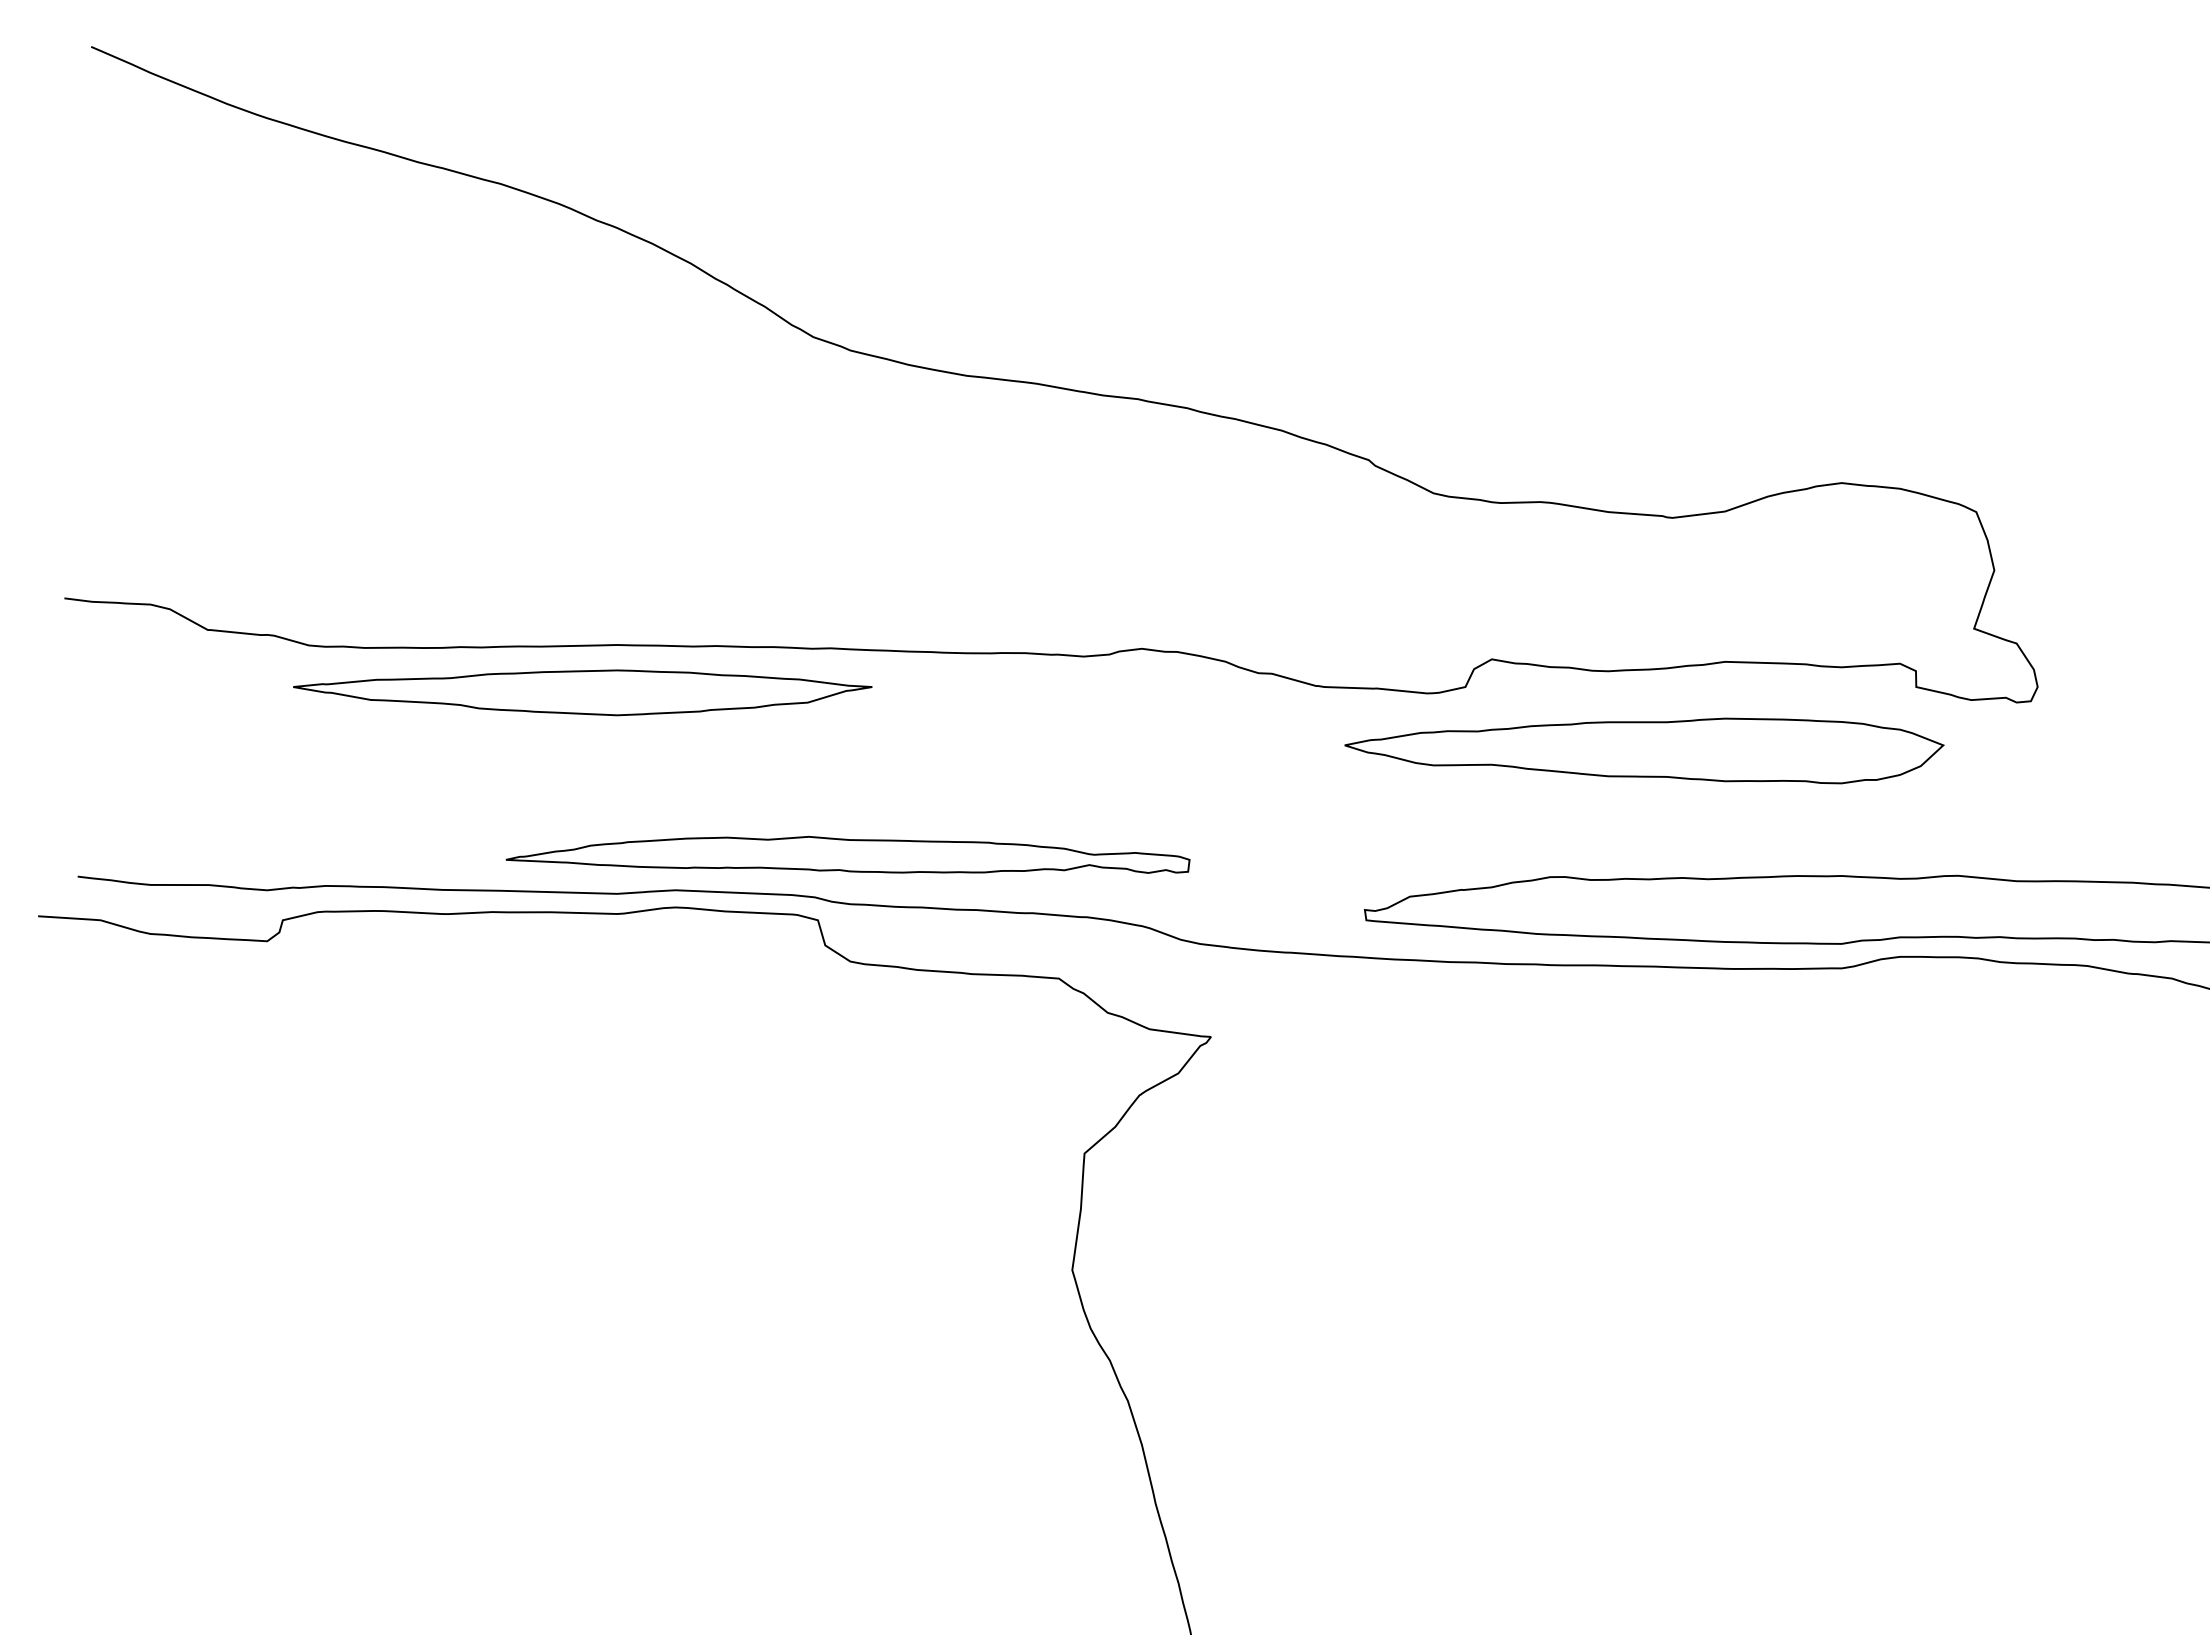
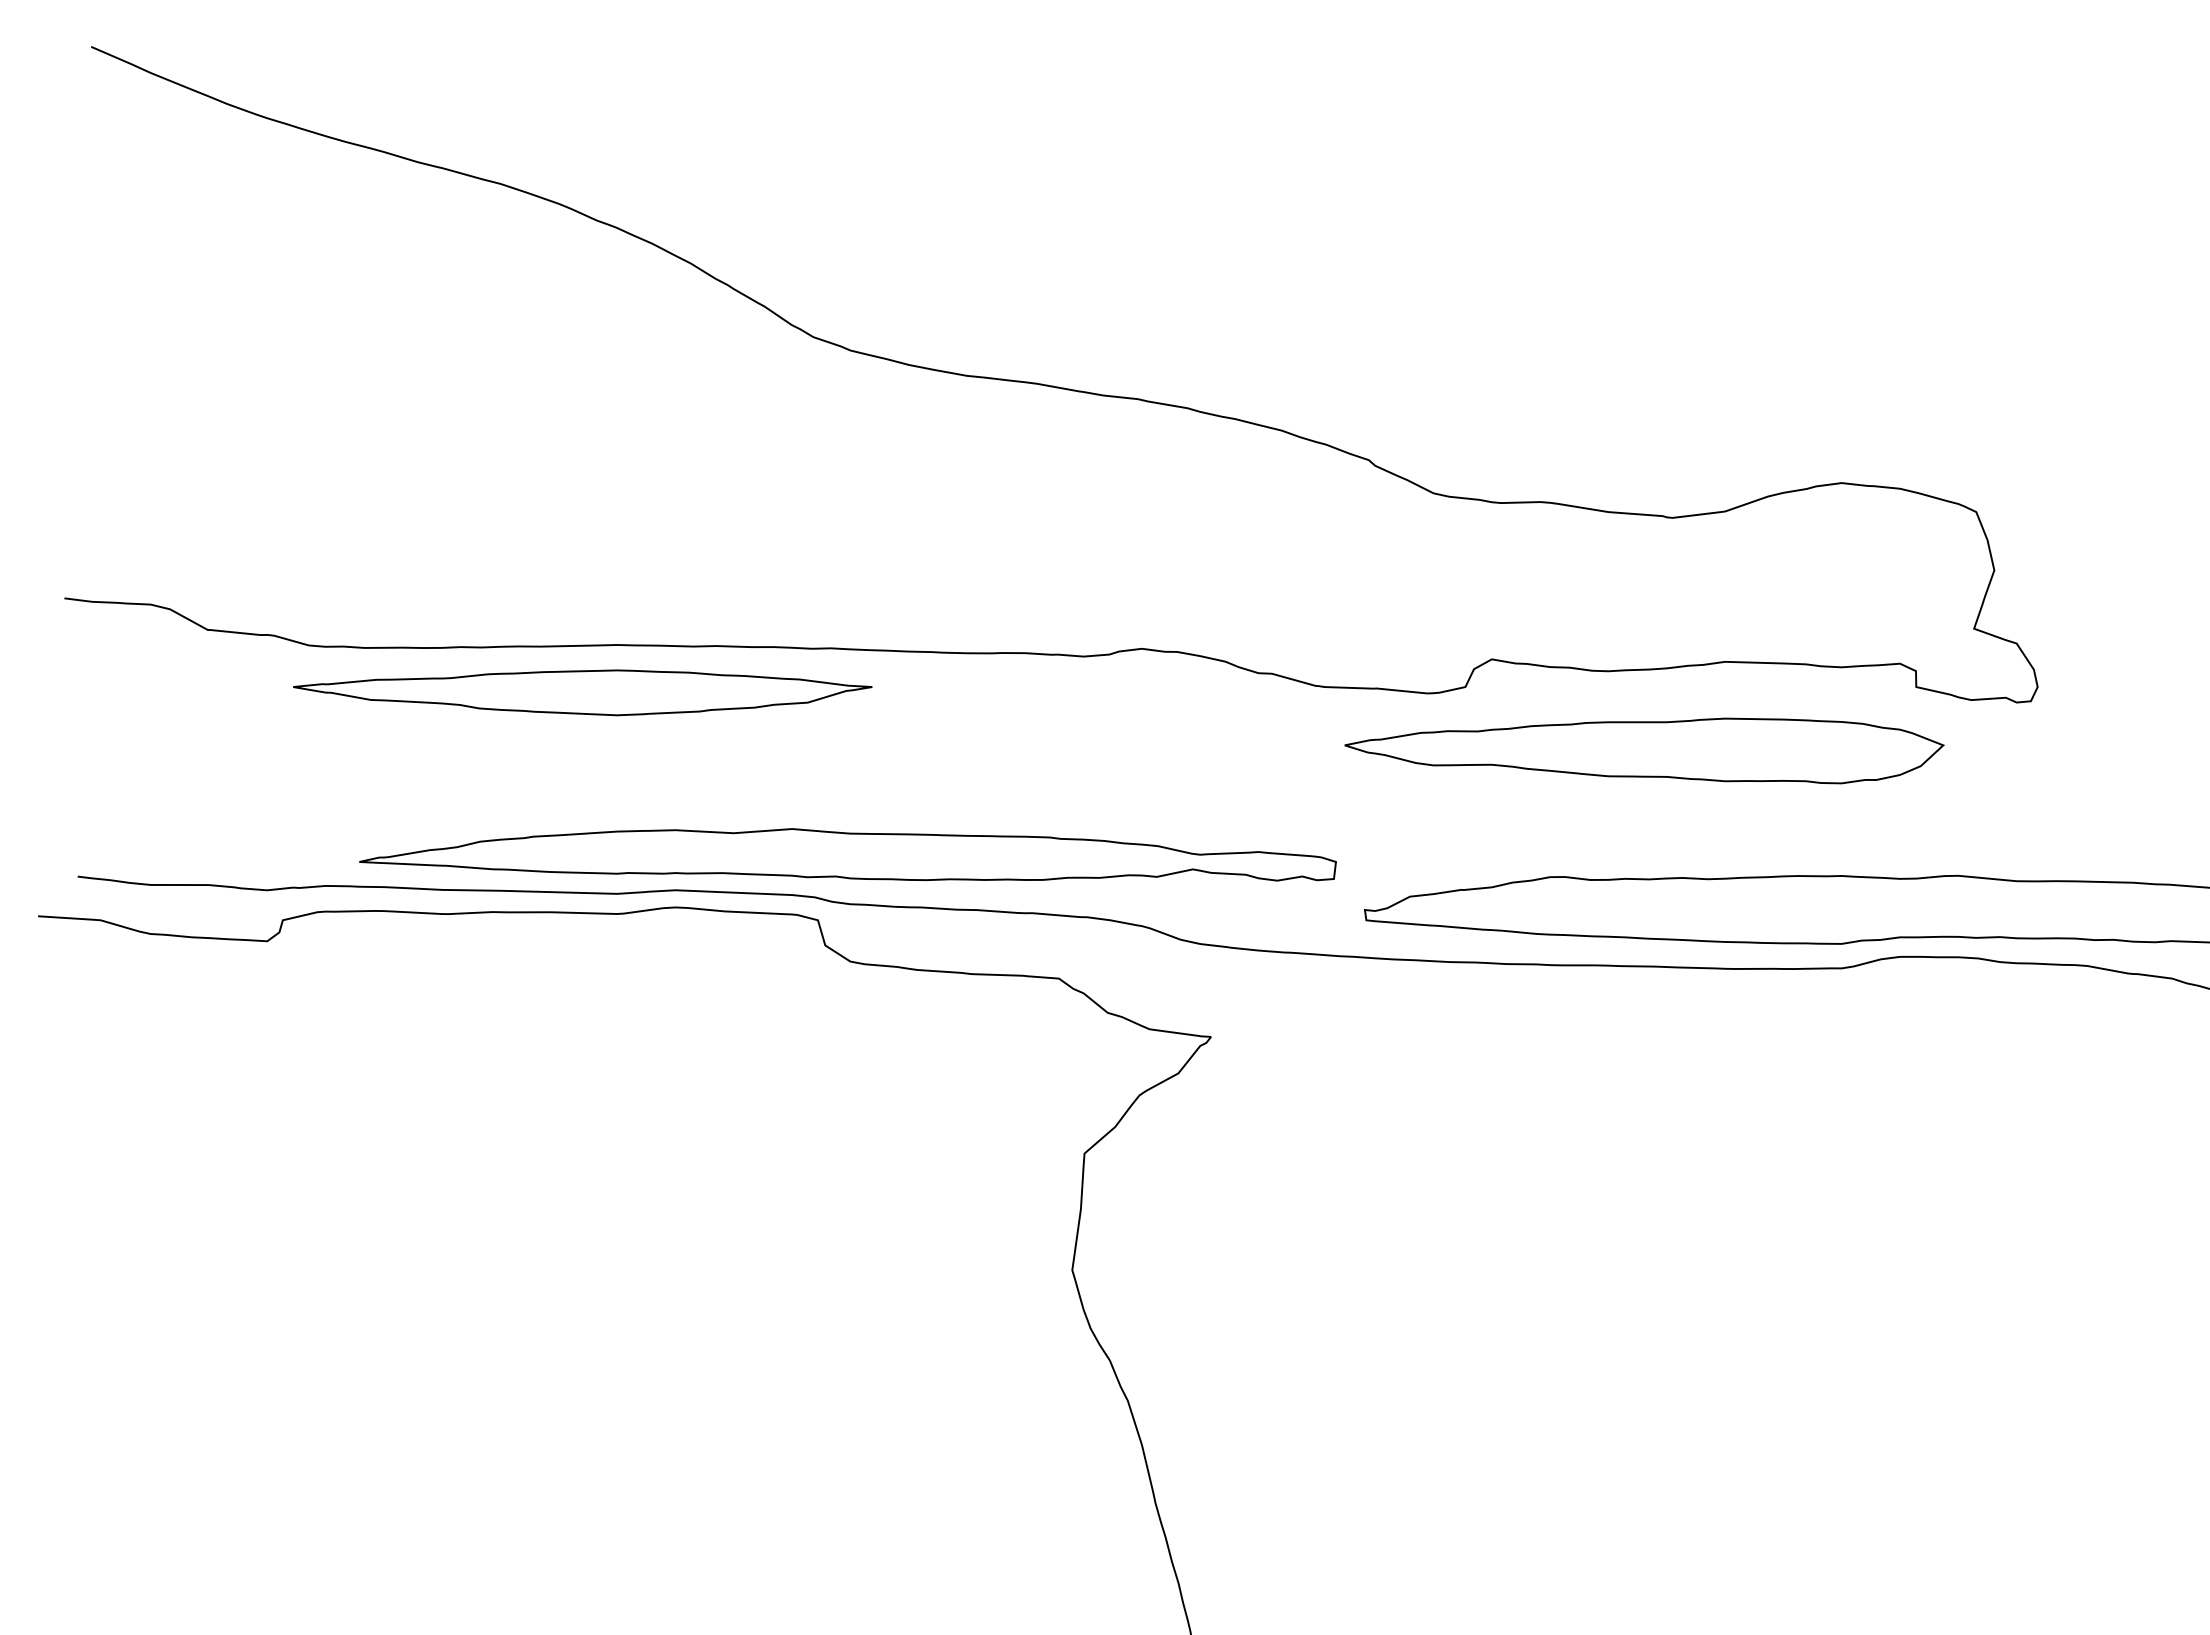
part size: 686x38 px -> 978x54 px (847, 854)
